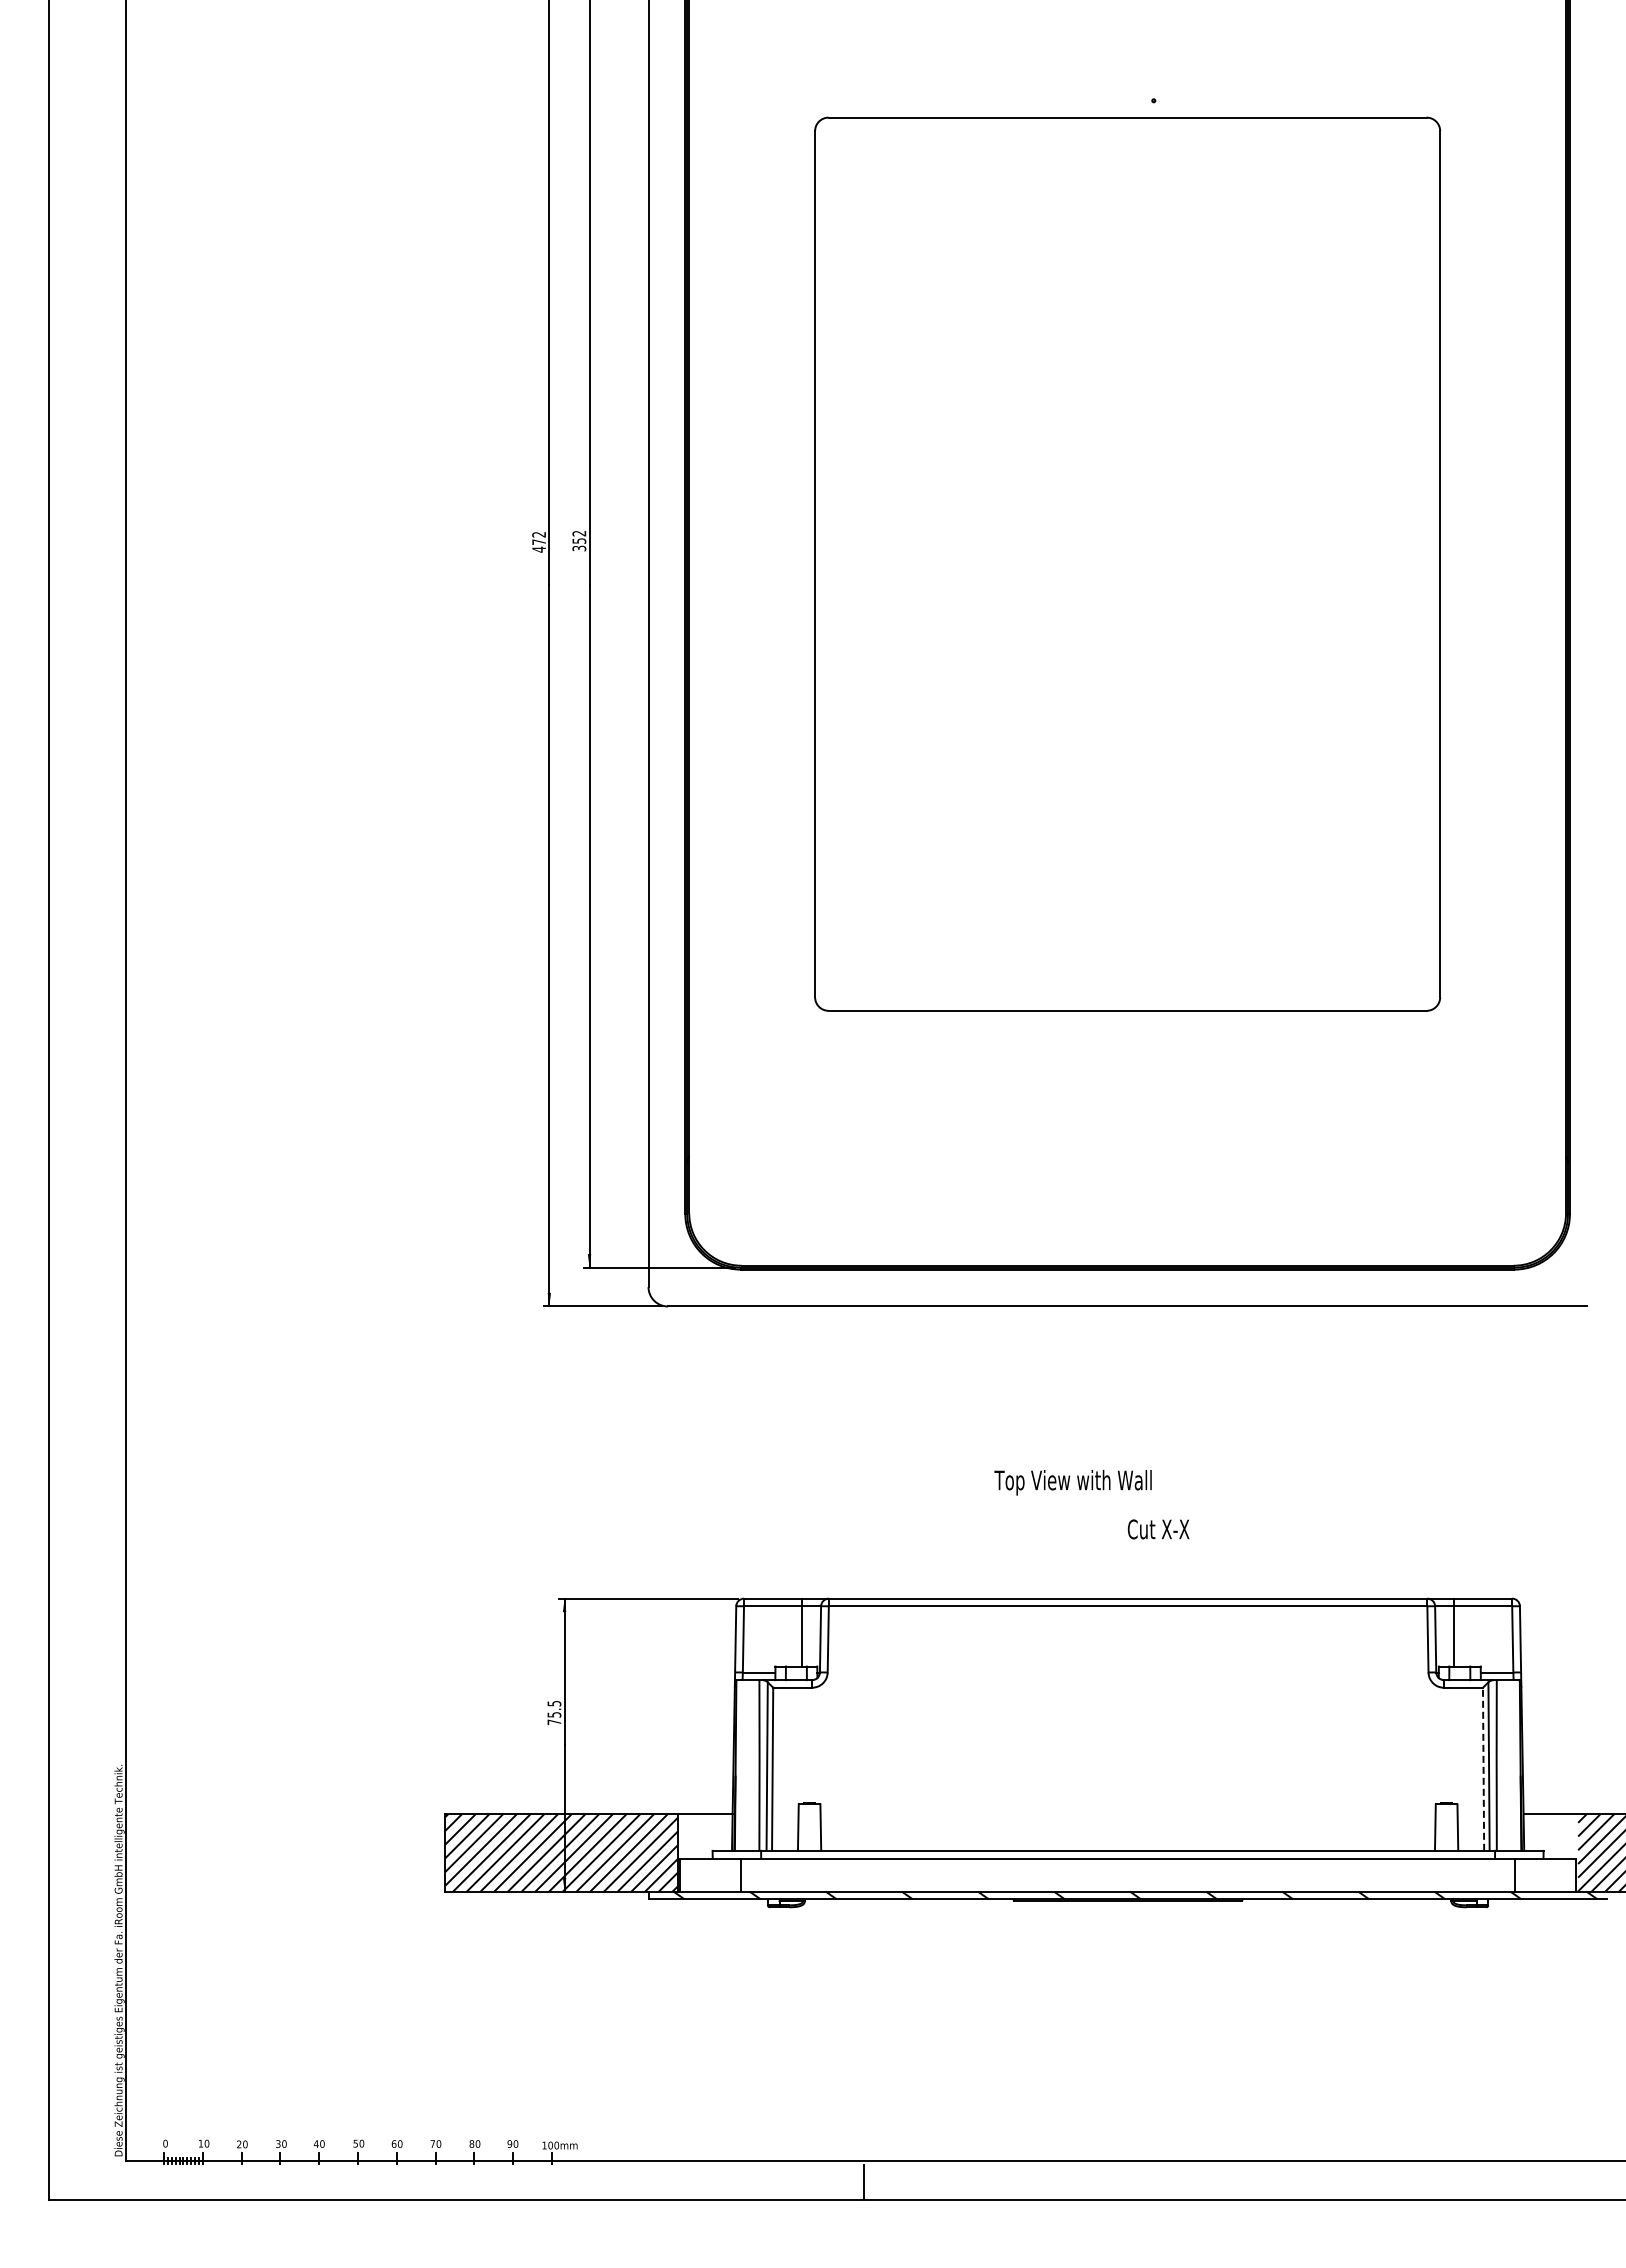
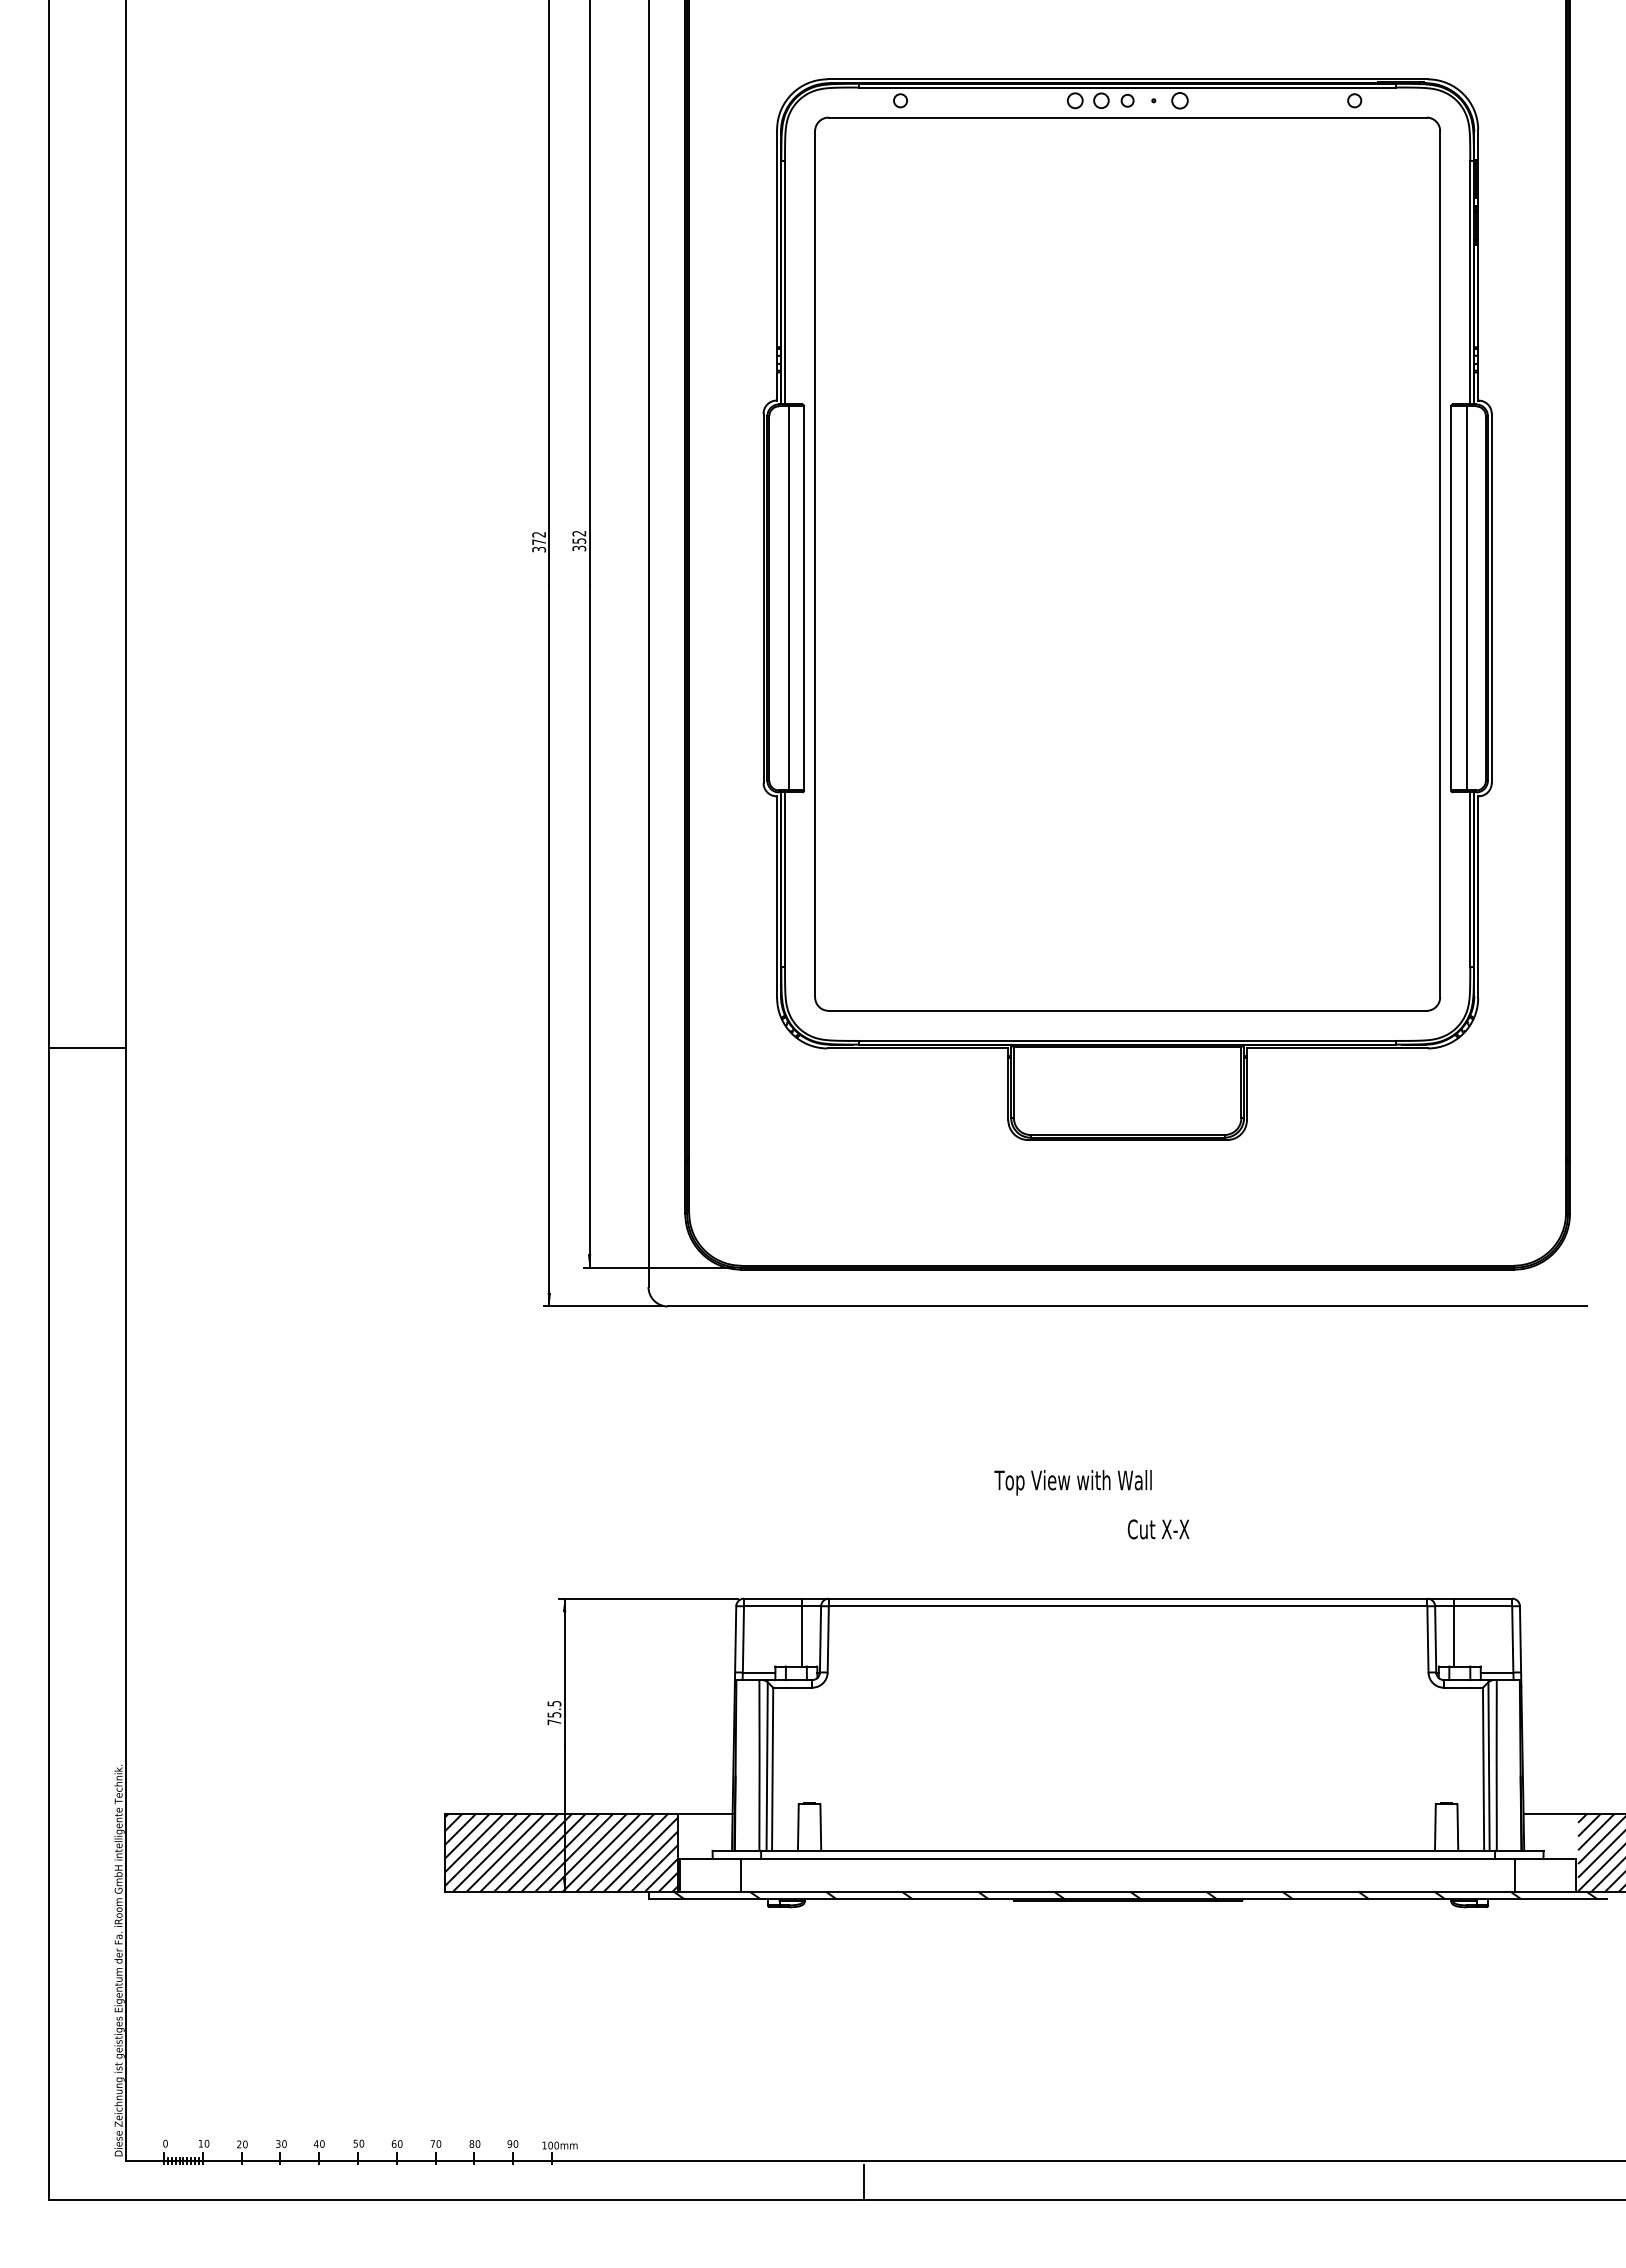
text: 472 -> 372 (539, 549)
part: none -> present (1127, 609)
line: none -> present (87, 1047)
line: dashed -> solid (1483, 1769)
